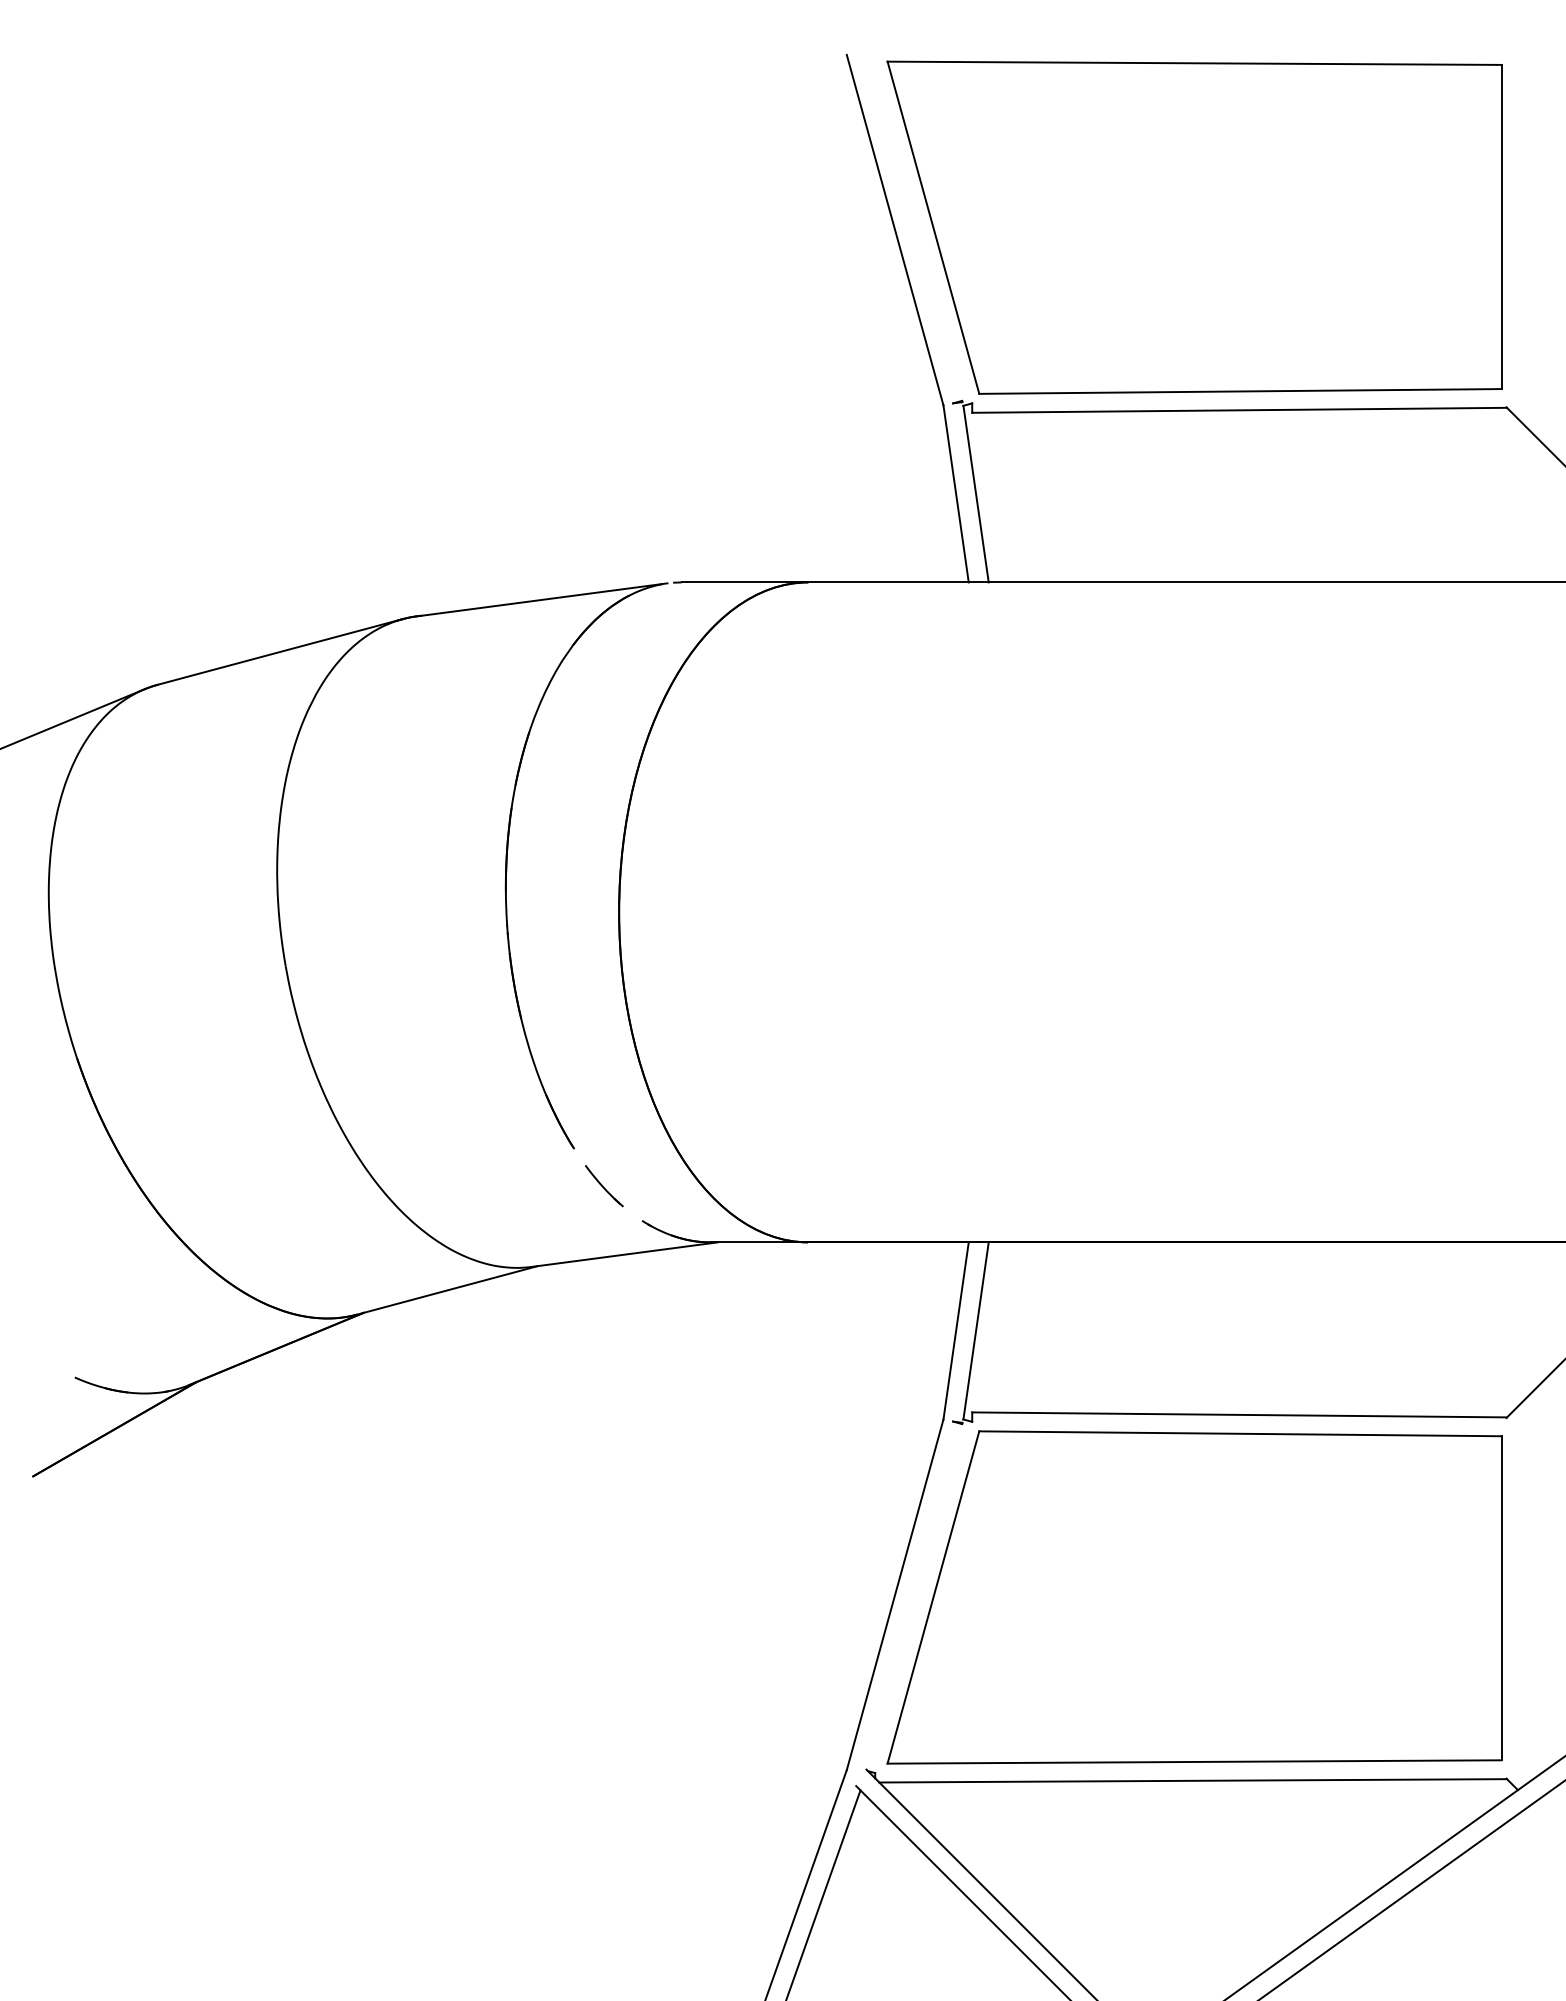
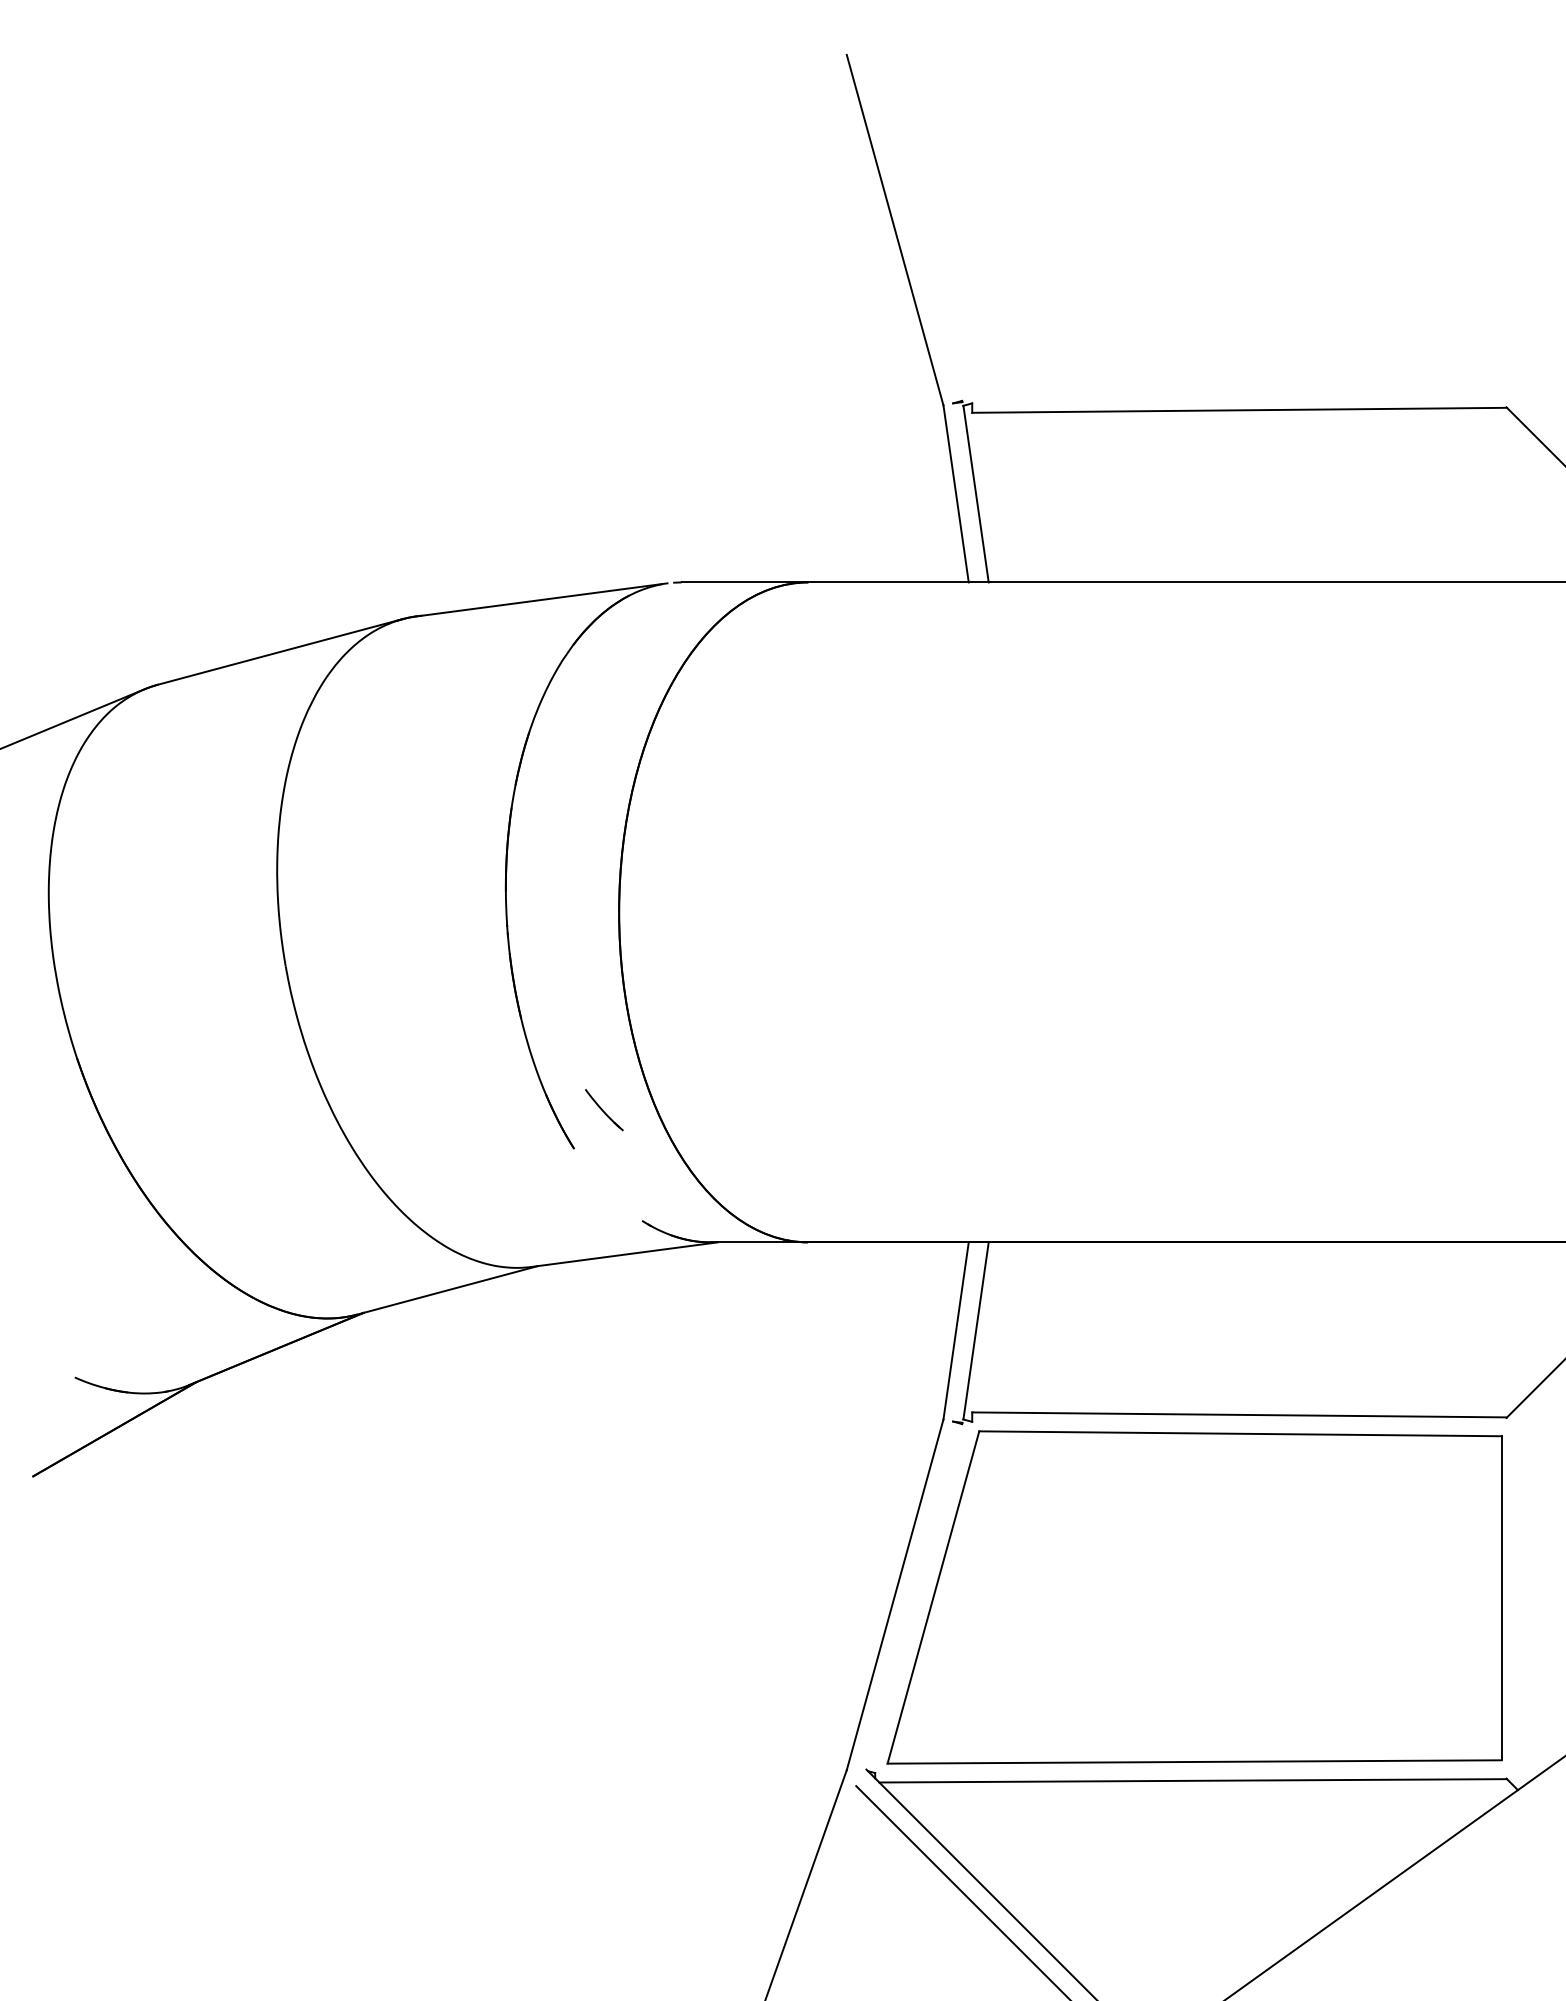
part: present -> none (1194, 227)
part position: (604, 1186) -> (604, 1110) (604, 1110)
line: present -> none (1411, 1889)
line: present -> none (823, 1893)
